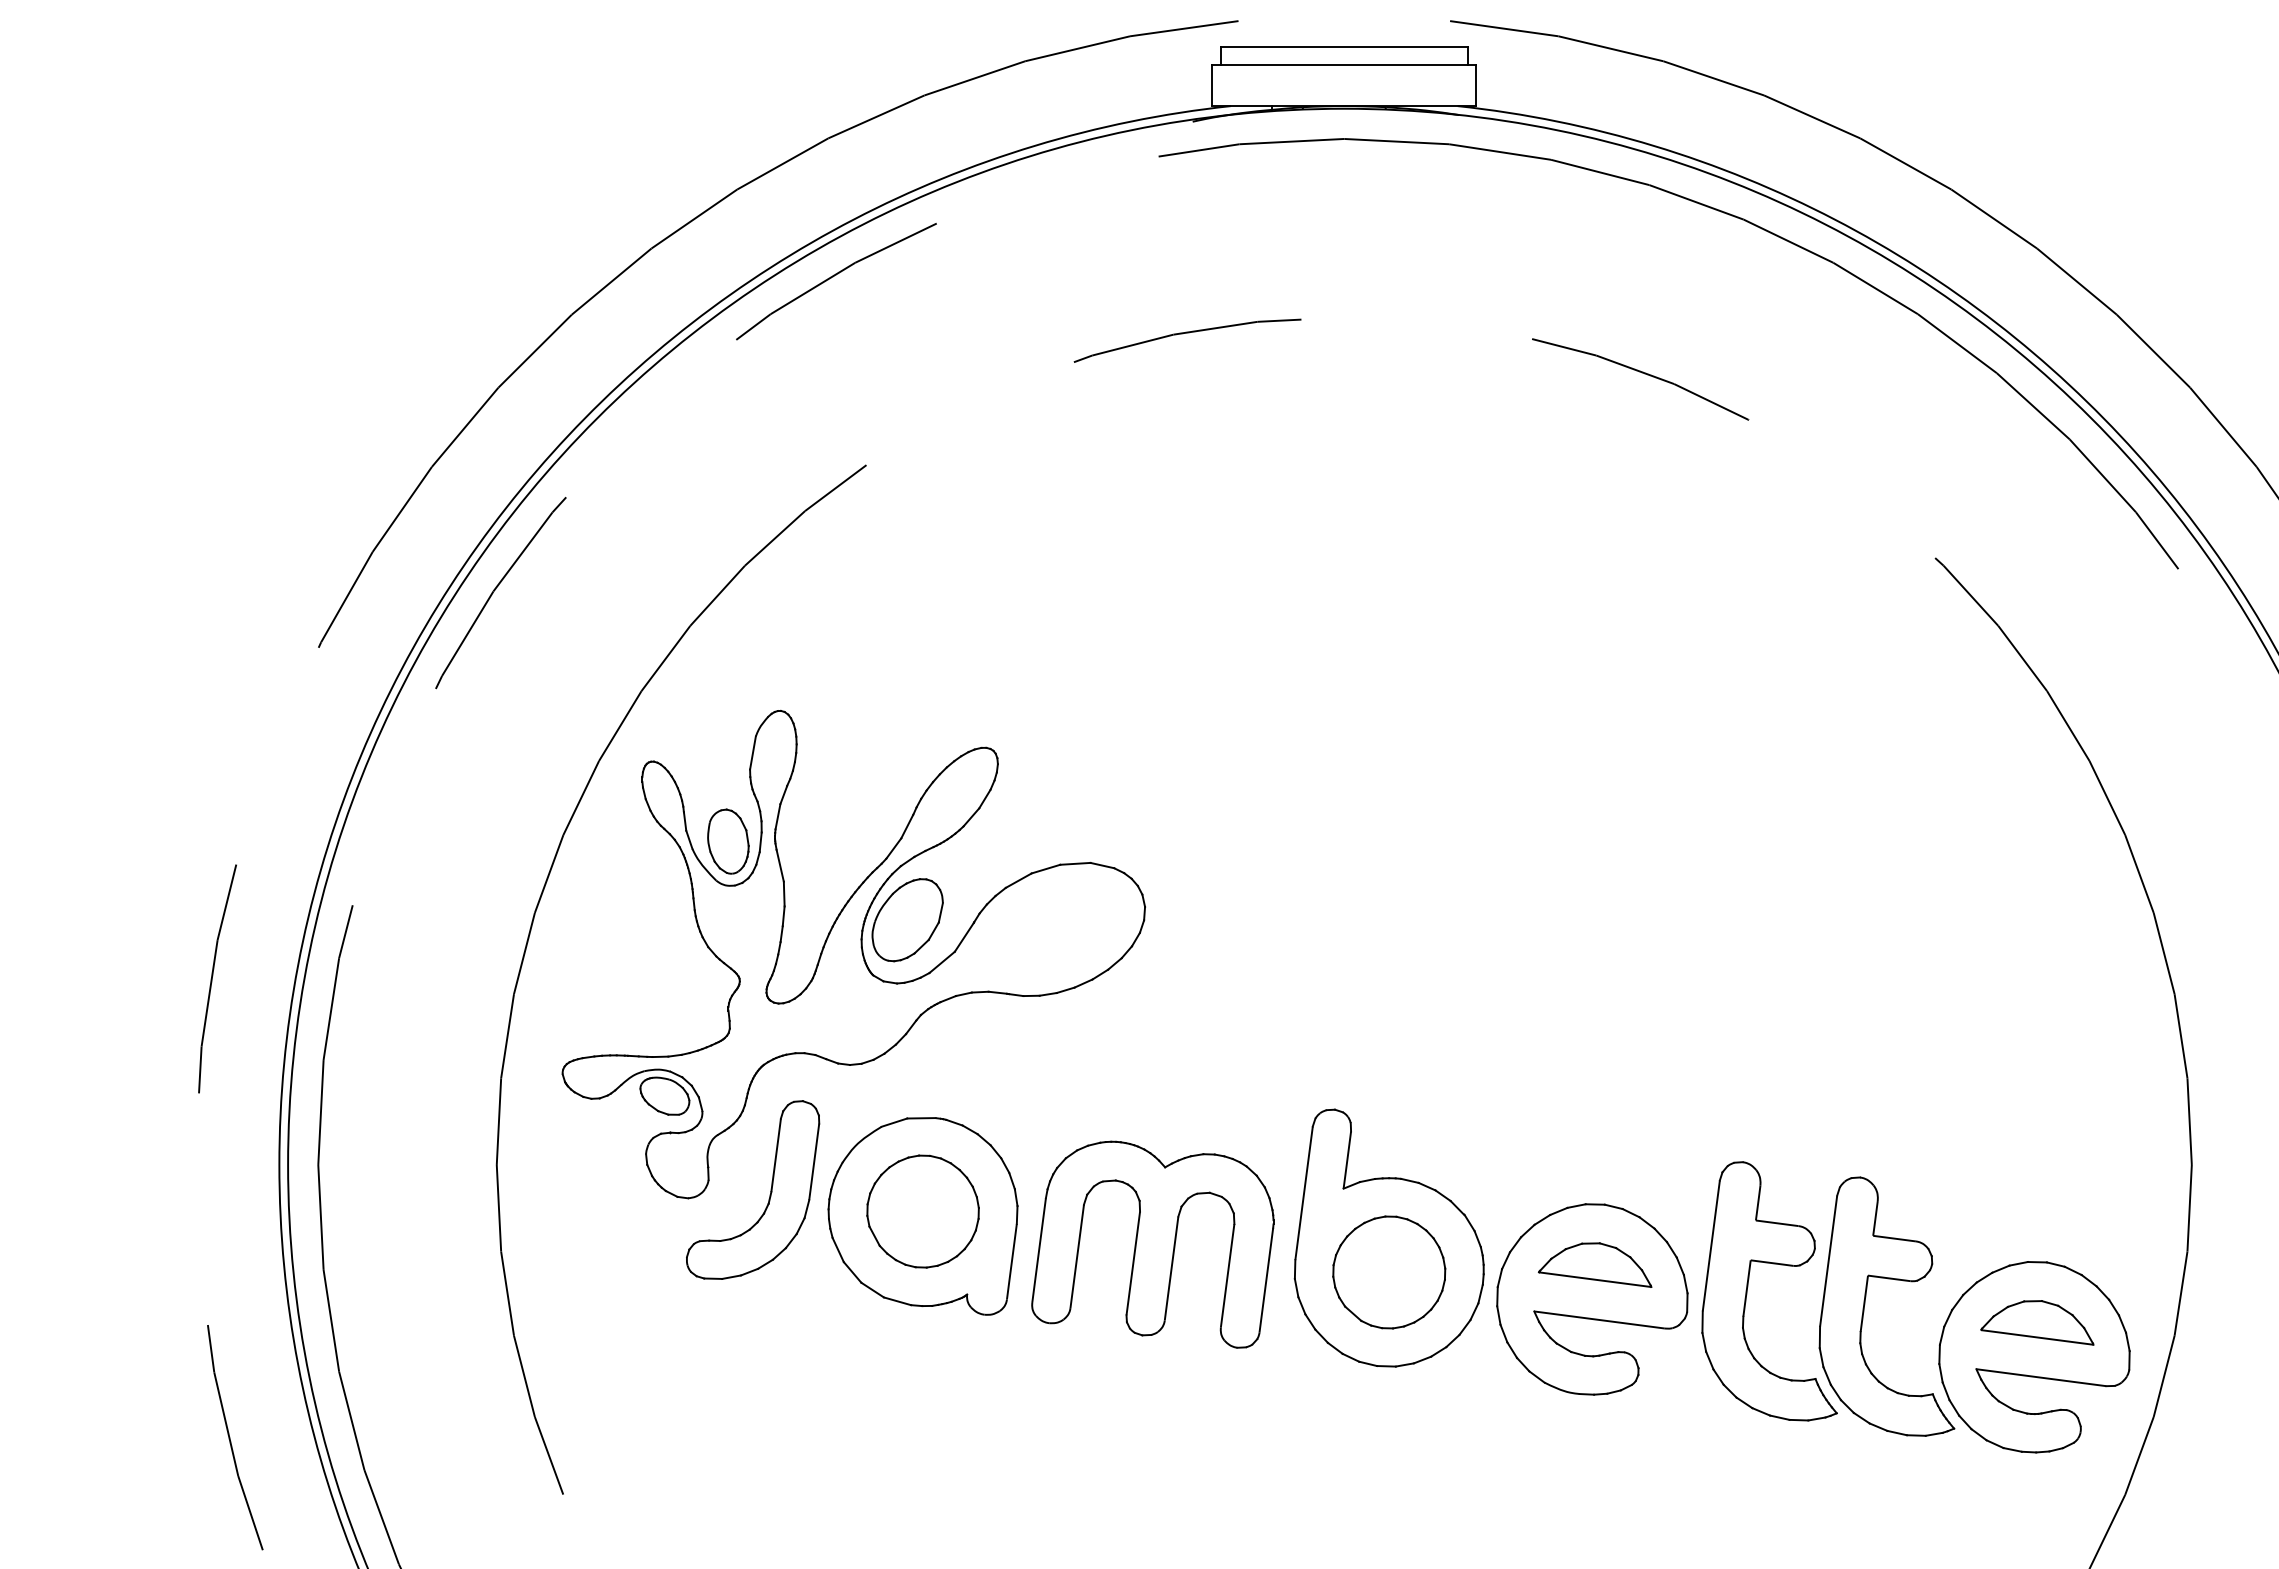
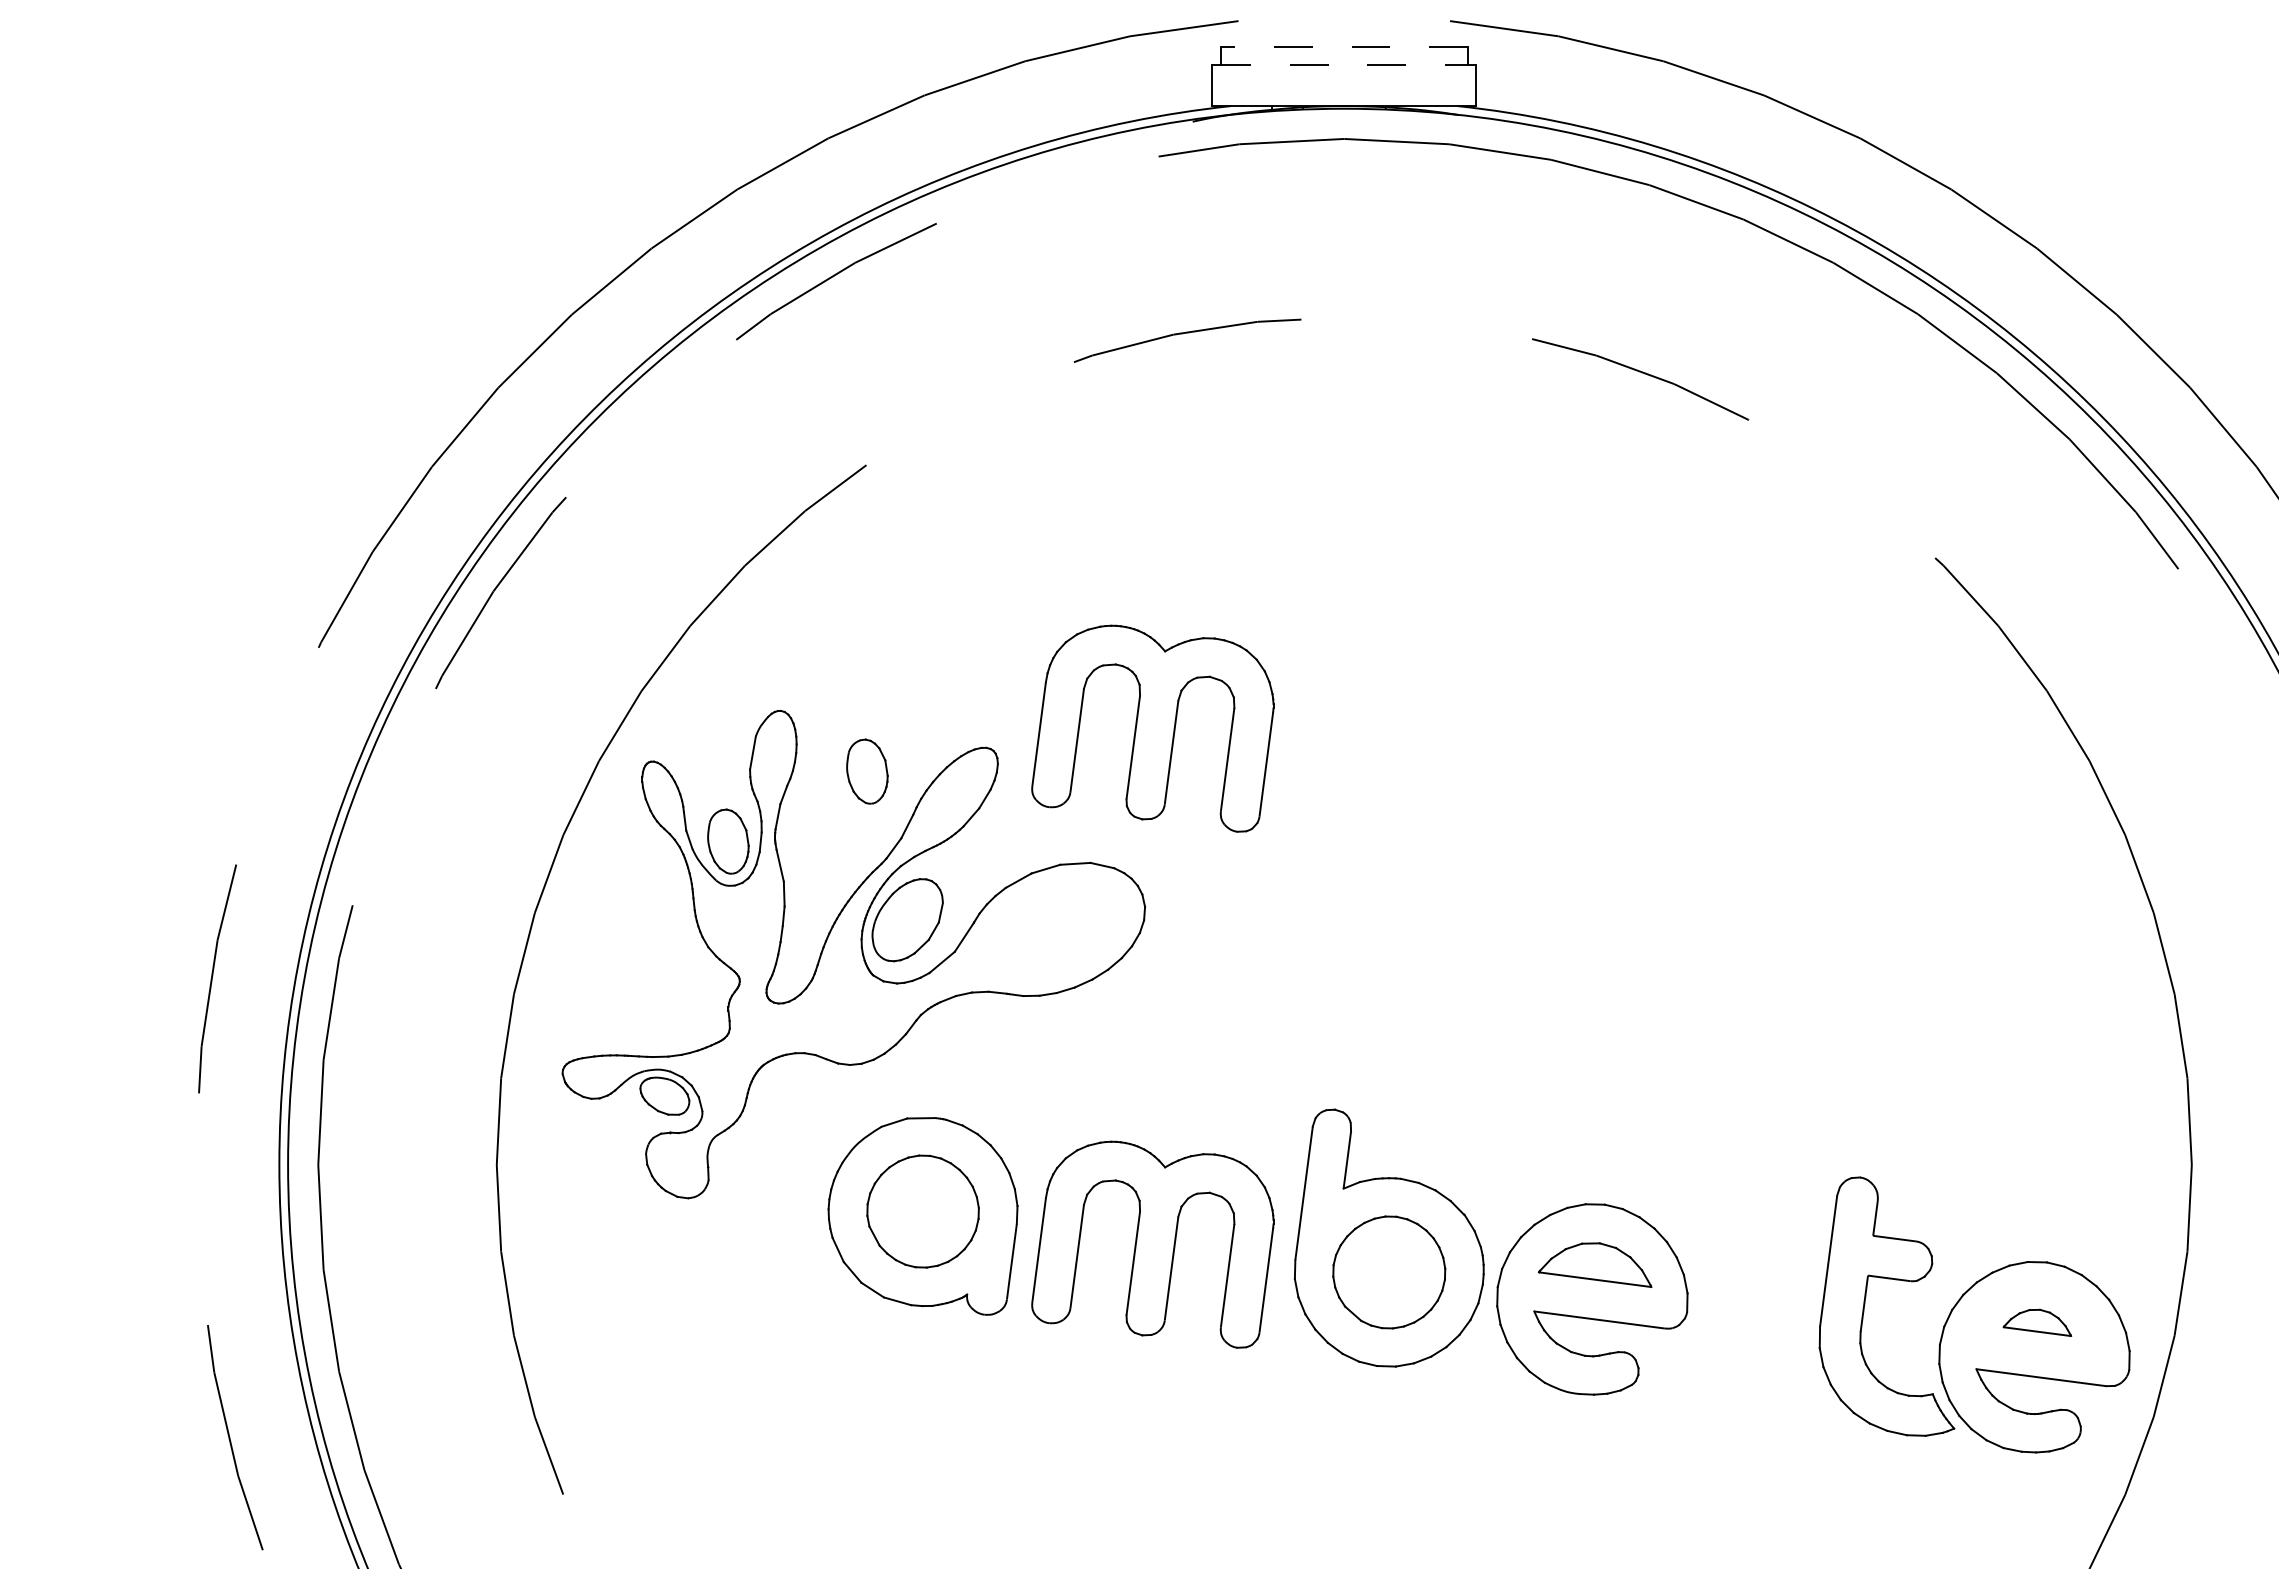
line: solid -> dashed (1343, 46)
line: solid -> dashed (1344, 65)
part: none -> present (1152, 728)
part: none -> present (867, 771)
part: present -> none (769, 1194)
part: present -> none (1748, 1287)
part size: 115x46 px -> 71x30 px (2037, 1322)
